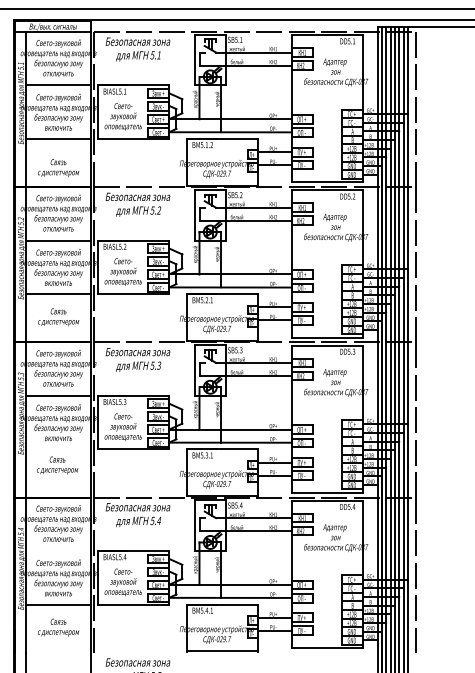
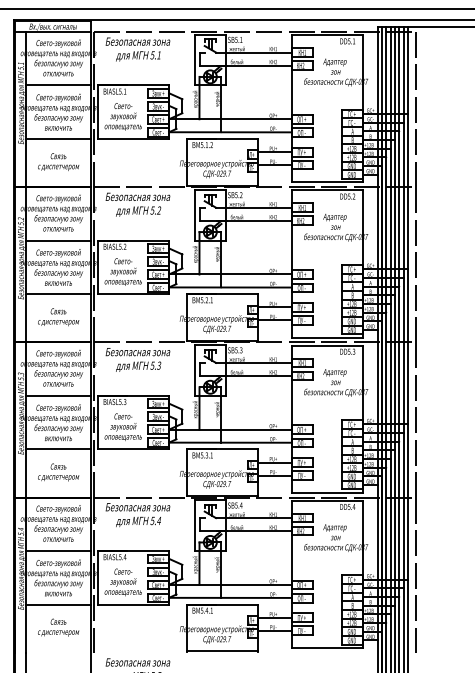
text position: (58, 167) -> (58, 161) (58, 161)
line: none -> present (57, 449)
text position: (57, 465) -> (58, 472) (58, 472)
line: none -> present (57, 551)
